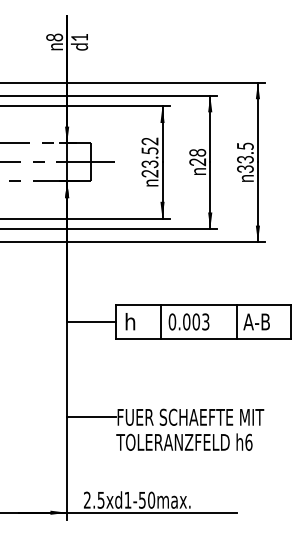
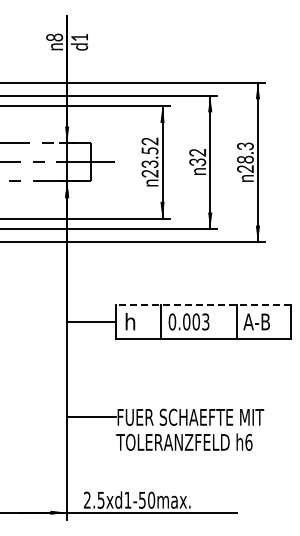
text: 28 -> 32 (198, 157)
text: 33.5 -> 28.3 (245, 157)
line: solid -> dashed (203, 305)
